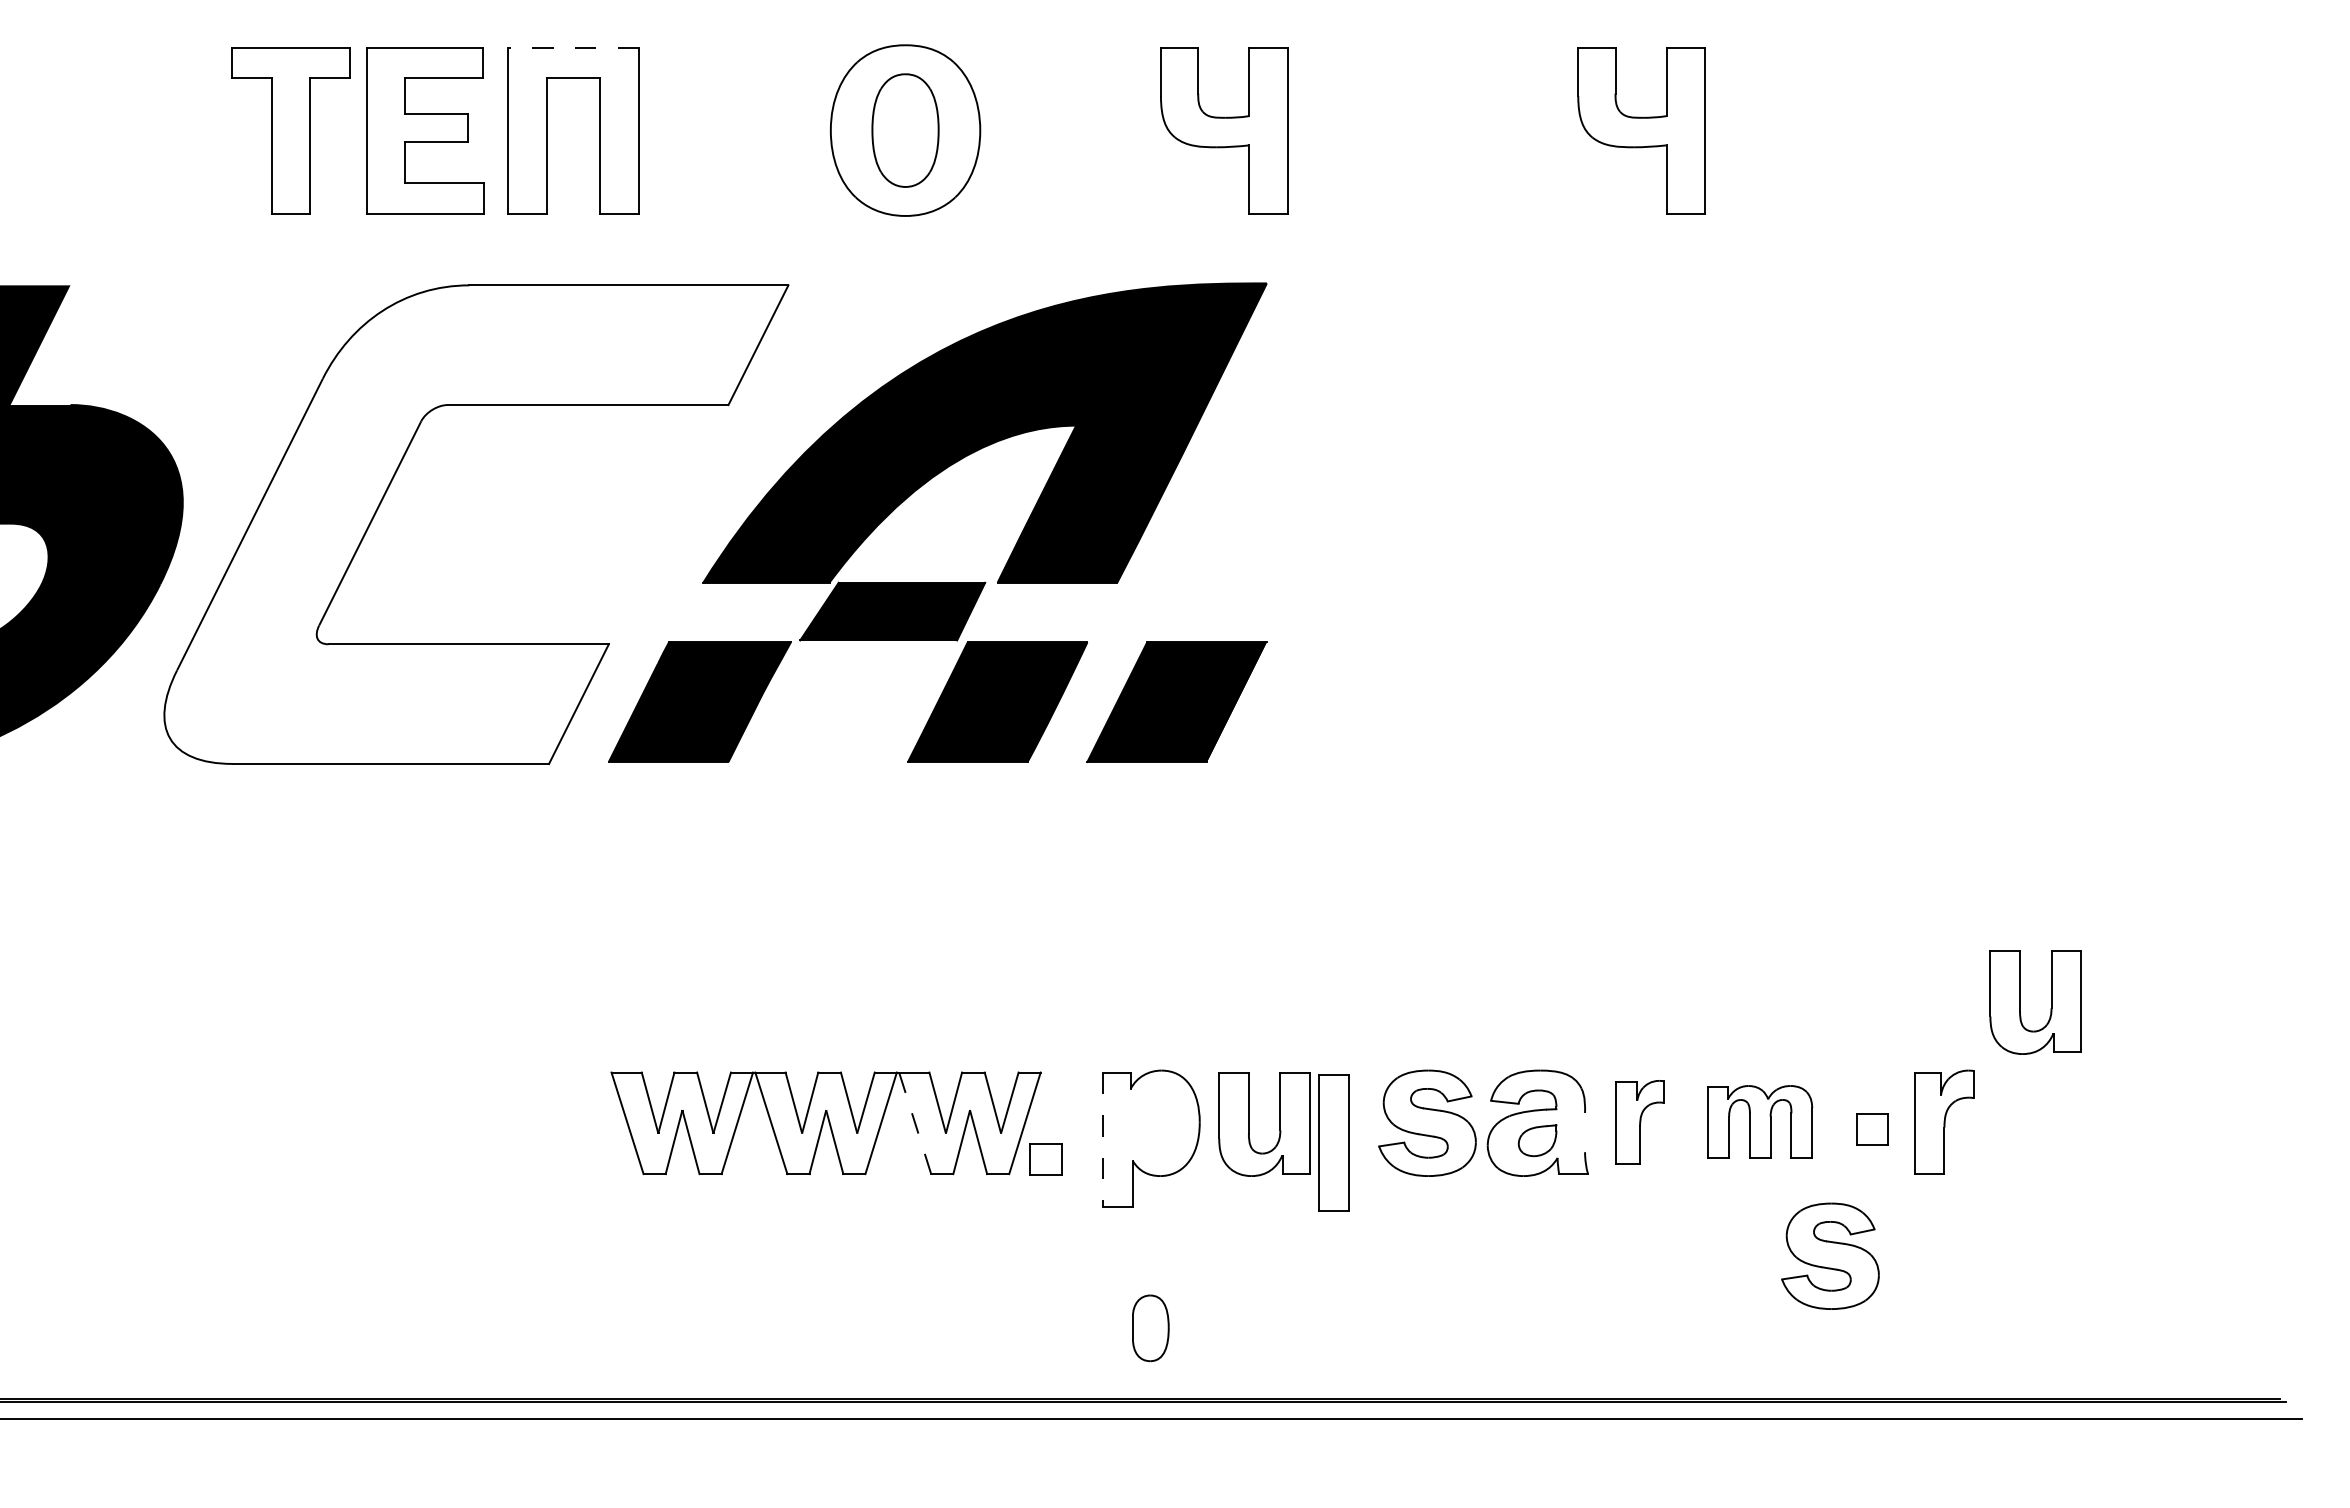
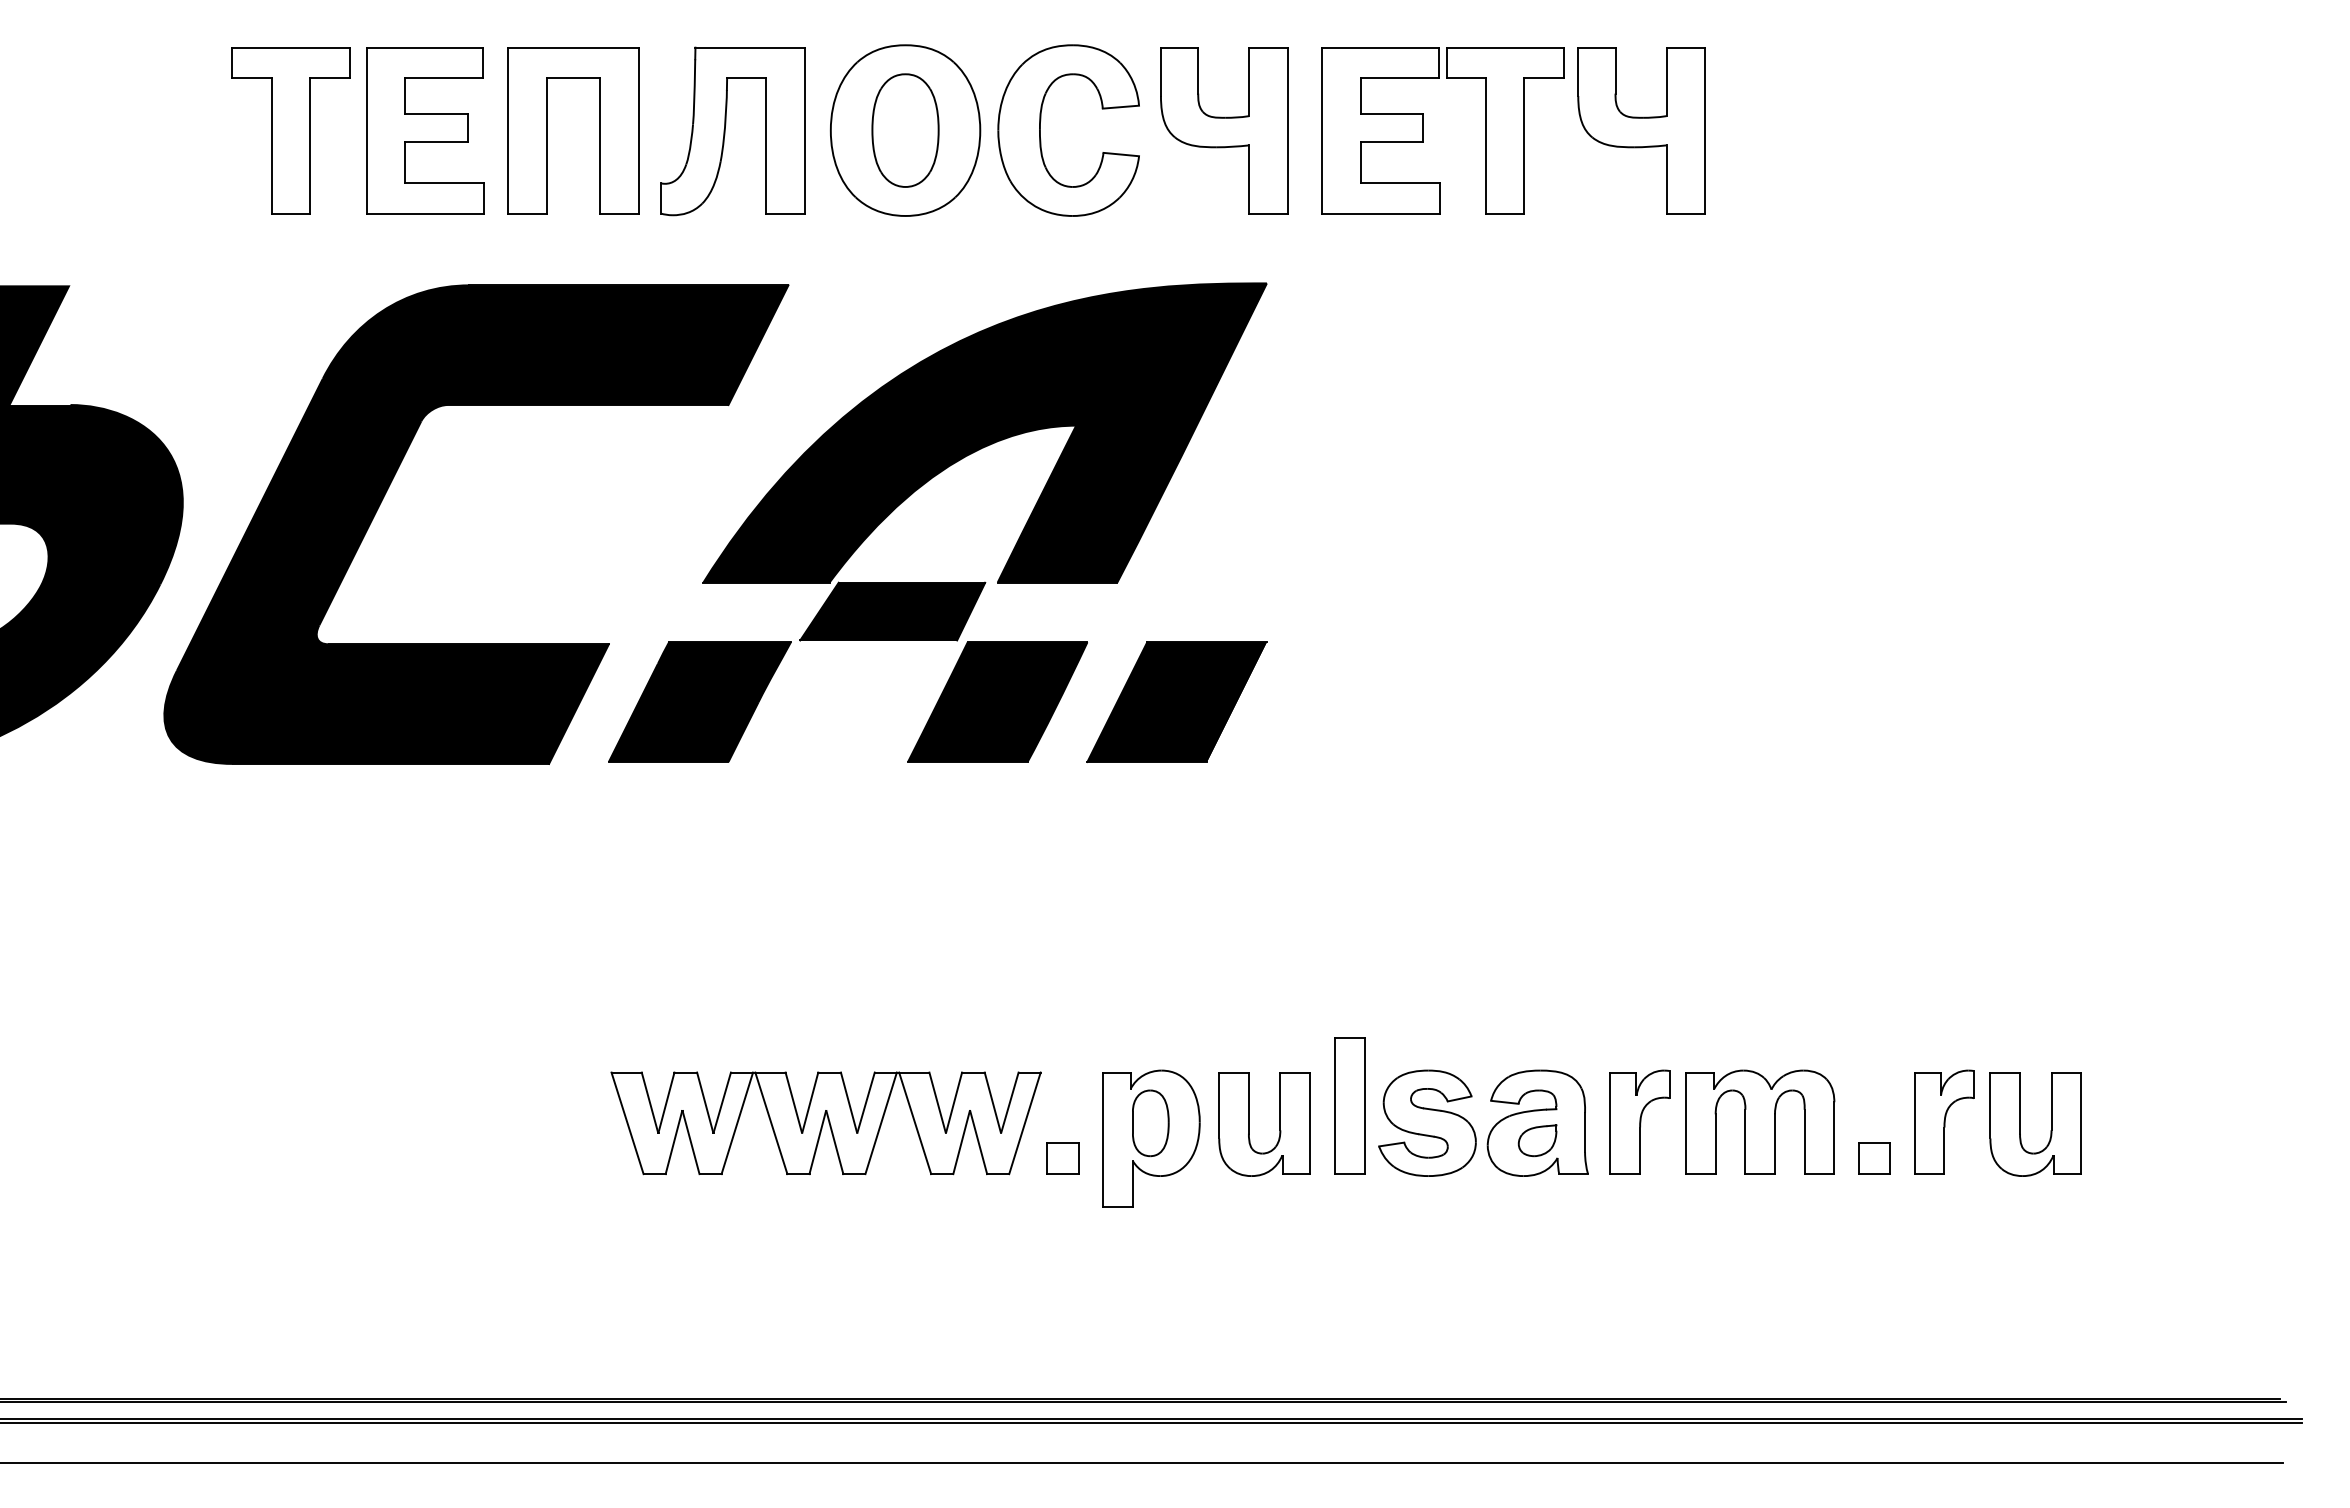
line: dashed -> solid (573, 47)
part: none -> present (1040, 130)
part: none -> present (1423, 130)
part: none -> present (725, 131)
fill: none -> present (476, 524)
part position: (2020, 1002) -> (2020, 1124) (2020, 1124)
part size: 107x74 px -> 151x106 px (1760, 1121)
part size: 50x85 px -> 62x106 px (1639, 1121)
line: dashed -> solid (915, 1123)
part position: (1872, 1129) -> (1874, 1158) (1874, 1158)
line: none -> present (1585, 1132)
line: dashed -> solid (1103, 1140)
part position: (1333, 1142) -> (1349, 1105) (1349, 1105)
part position: (1045, 1159) -> (1062, 1158) (1062, 1158)
part: present -> none (1830, 1255)
part position: (1150, 1328) -> (1150, 1123) (1150, 1123)
line: none -> present (1151, 1422)
line: none -> present (1142, 1462)
